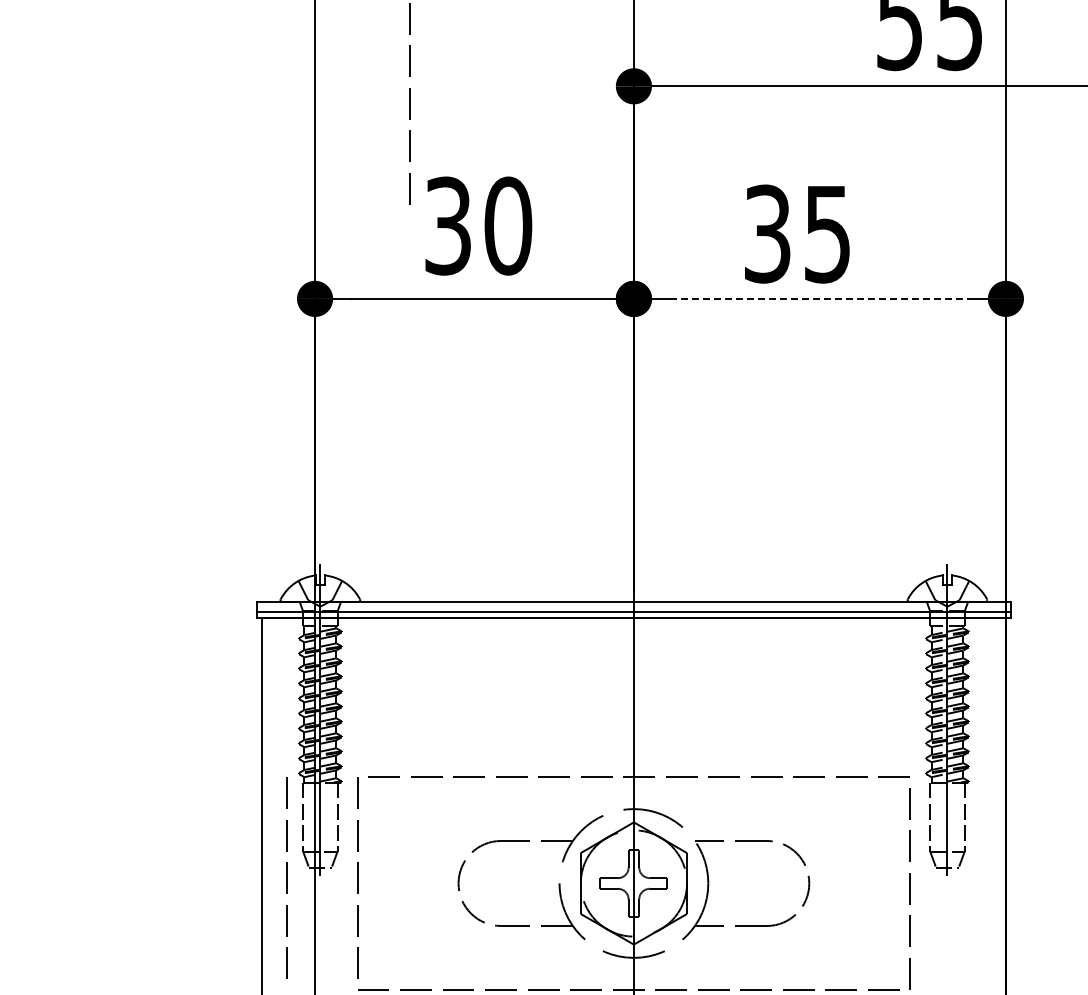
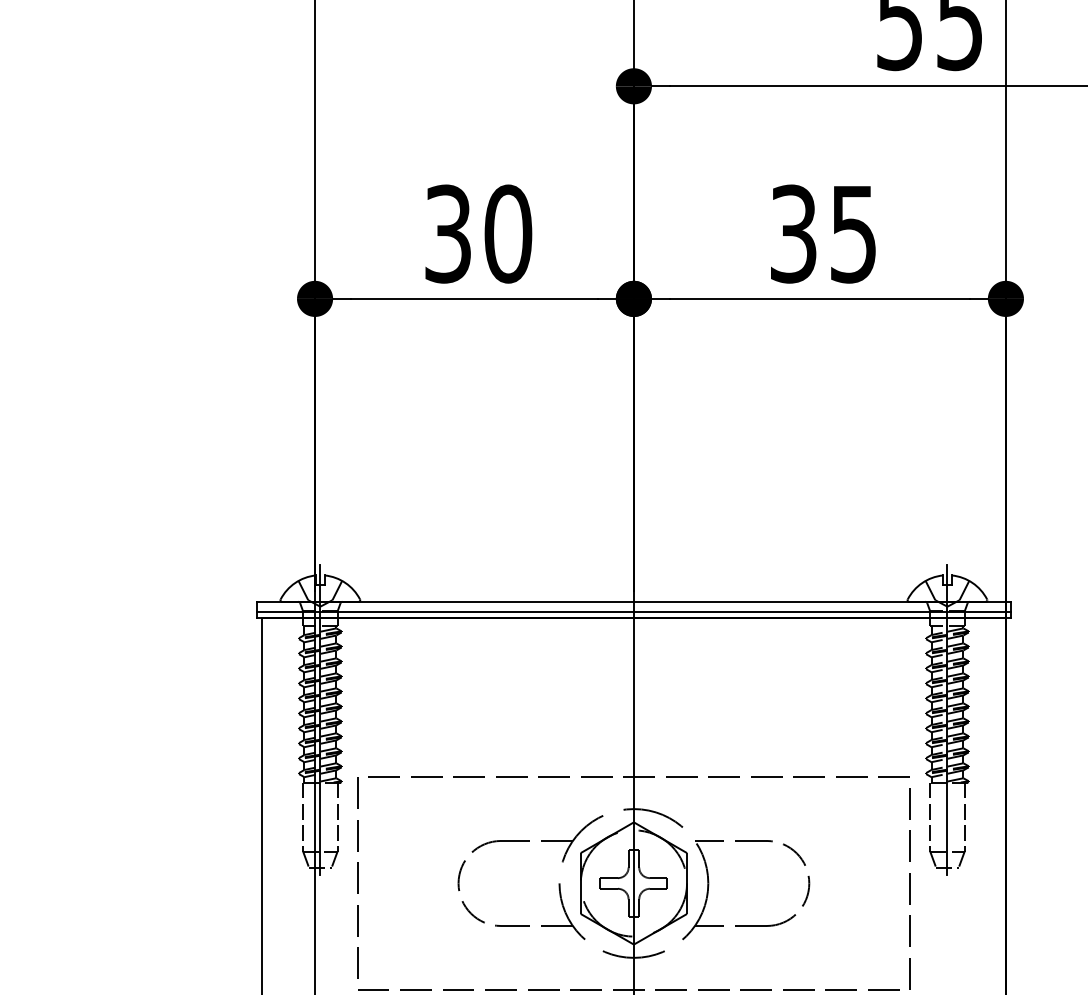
line: present -> none (409, 103)
text position: (478, 225) -> (478, 233) (478, 233)
text position: (797, 233) -> (823, 233) (823, 233)
line: dashed -> solid (819, 298)
line: present -> none (286, 877)
